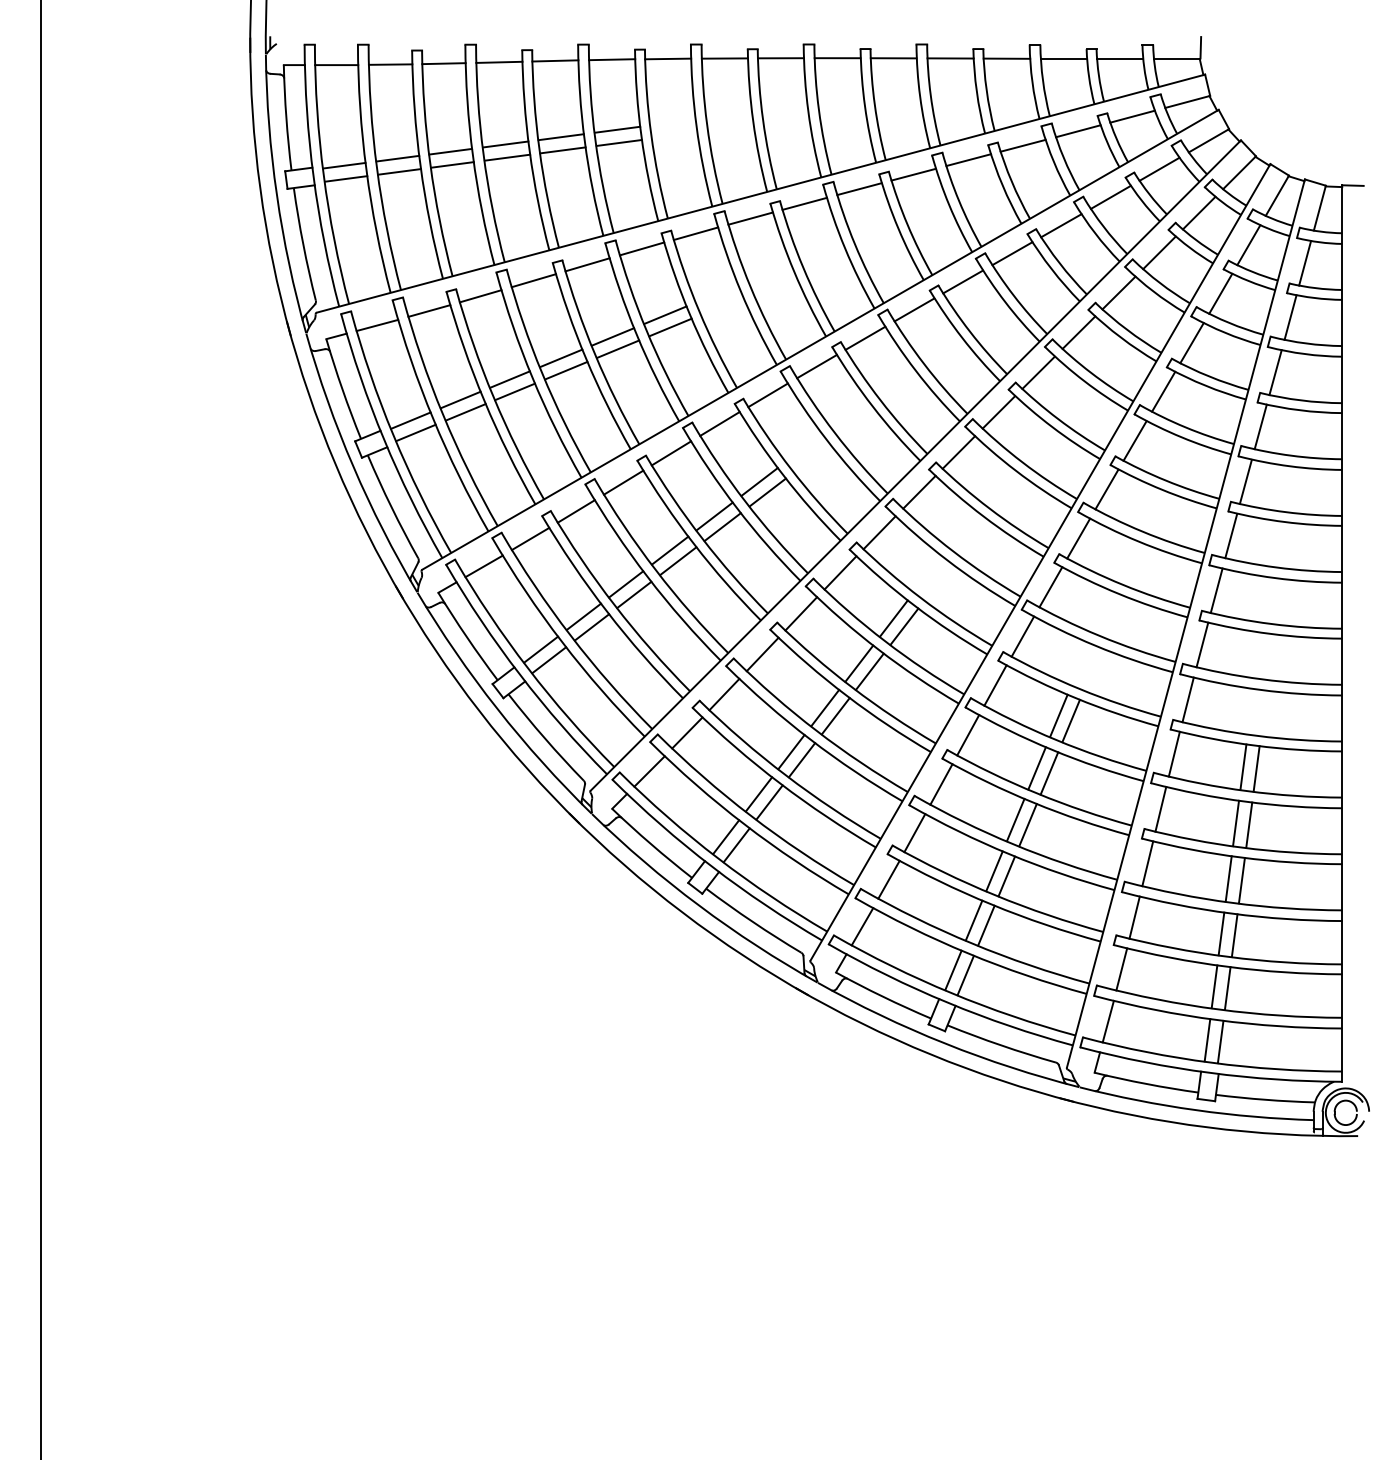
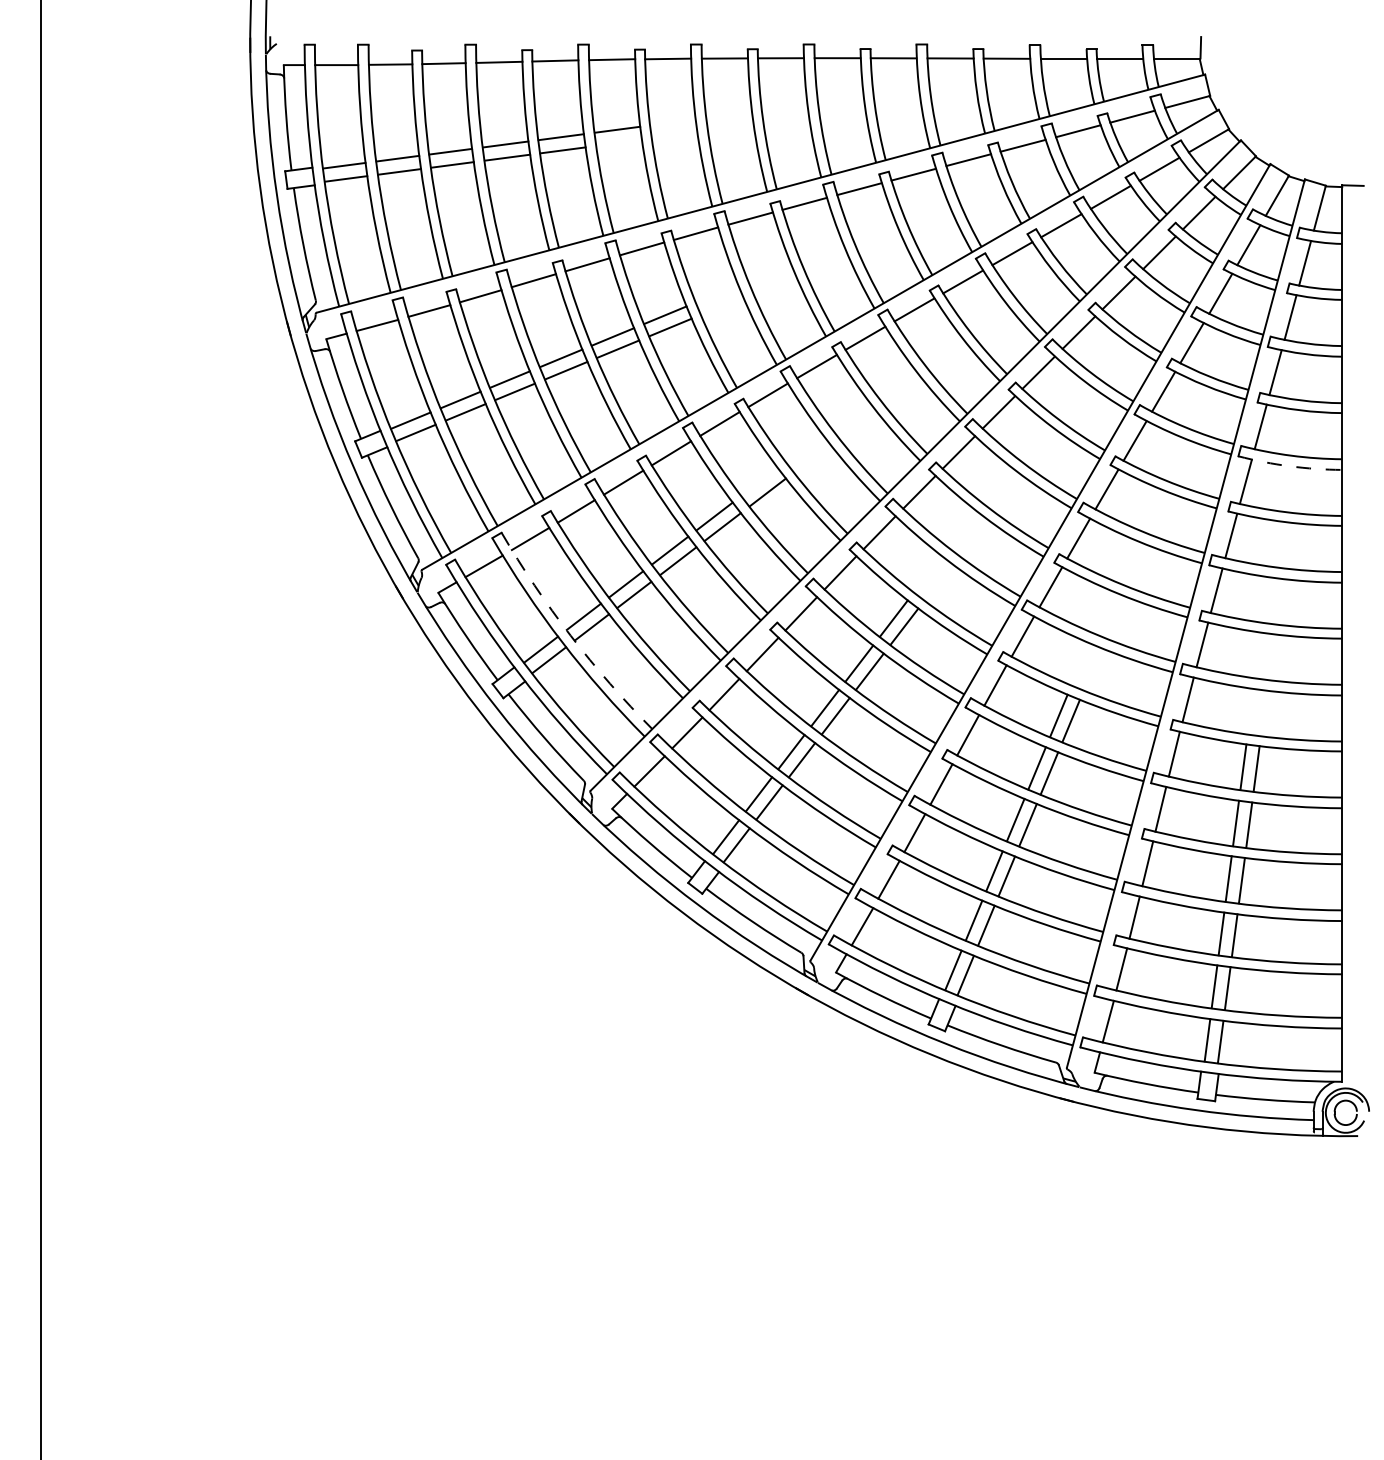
line: present -> none (618, 142)
arc: solid -> dashed (1289, 466)
line: present -> none (759, 481)
arc: solid -> dashed (570, 635)
